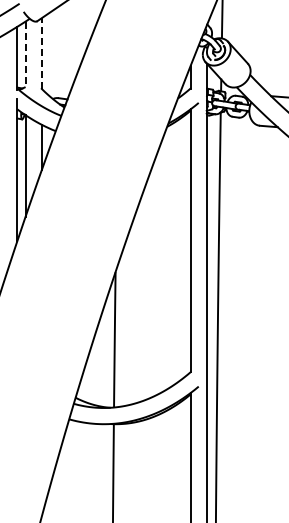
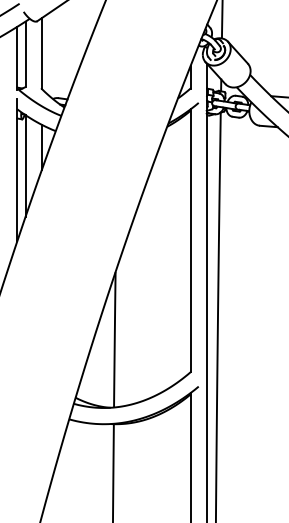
line: dashed -> solid (41, 53)
line: dashed -> solid (25, 54)
